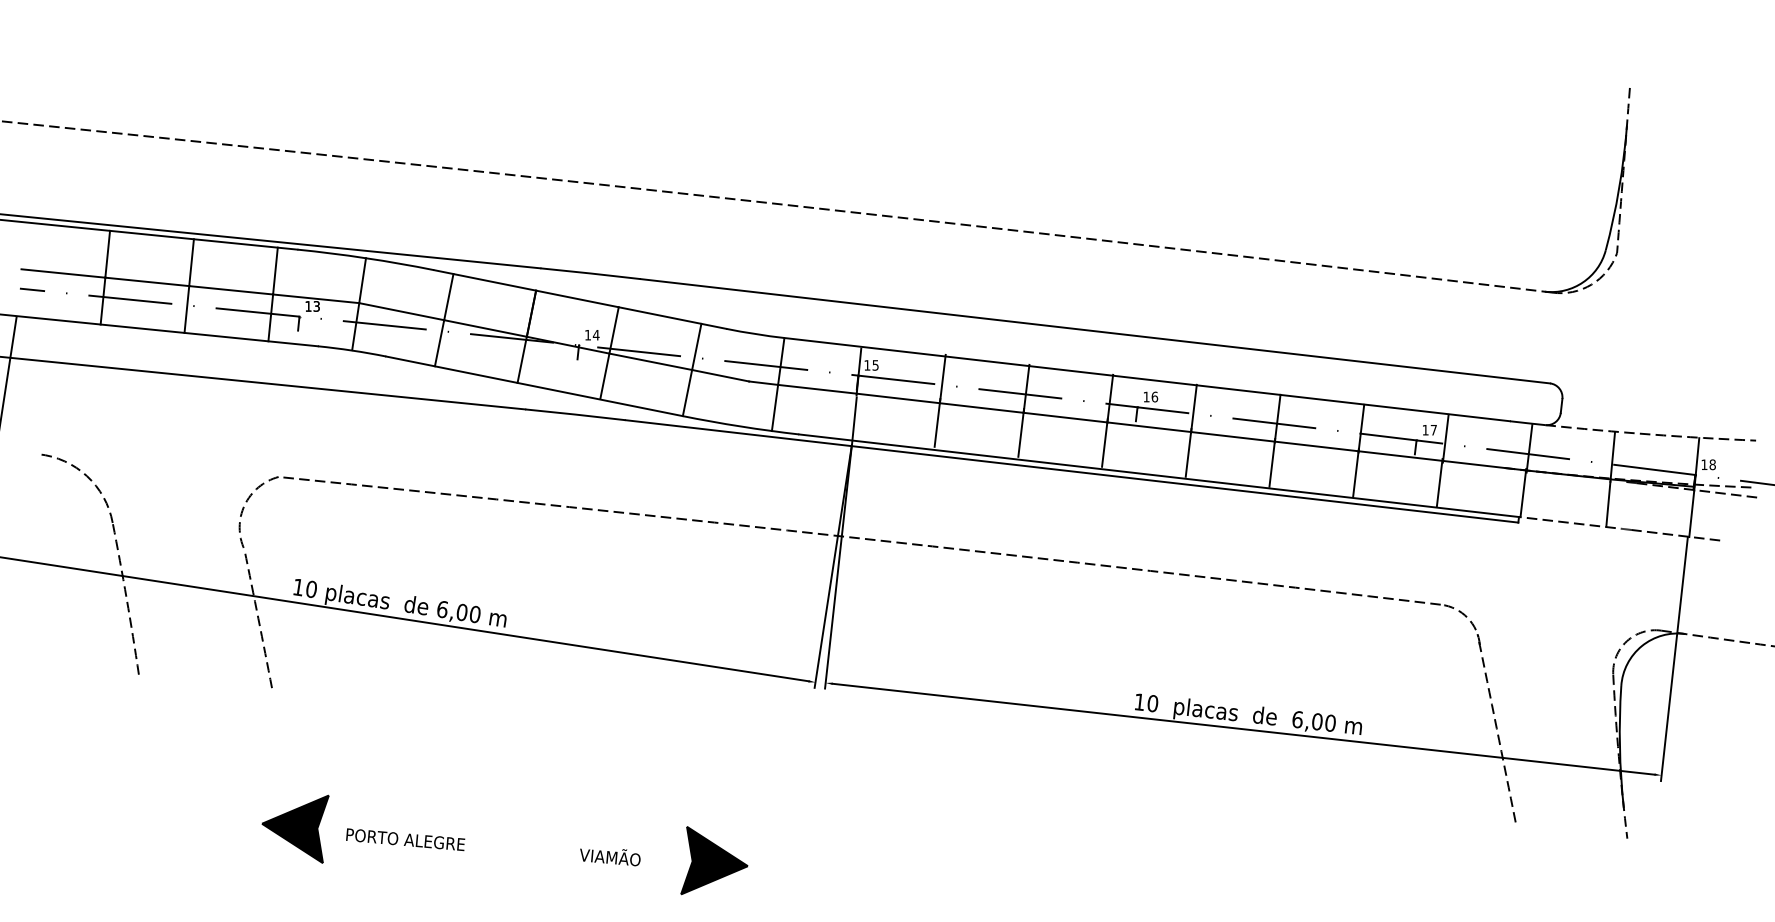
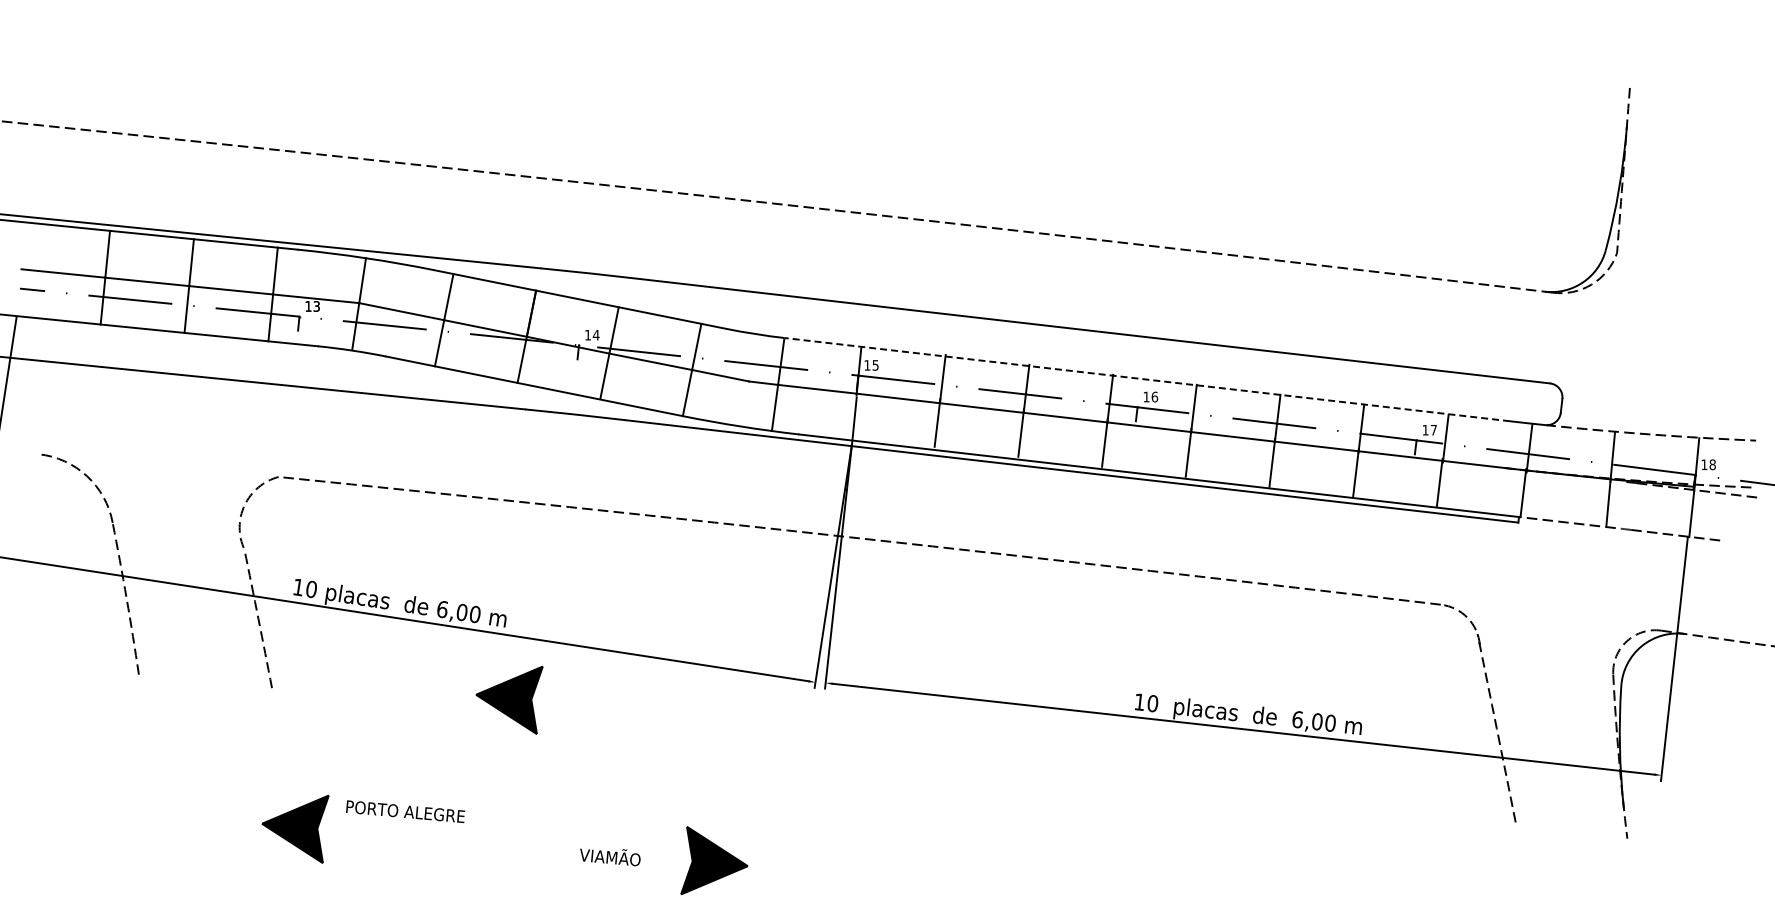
line: solid -> dashed (1146, 379)
part: none -> present (509, 699)
text position: (405, 839) -> (405, 811) (405, 811)
